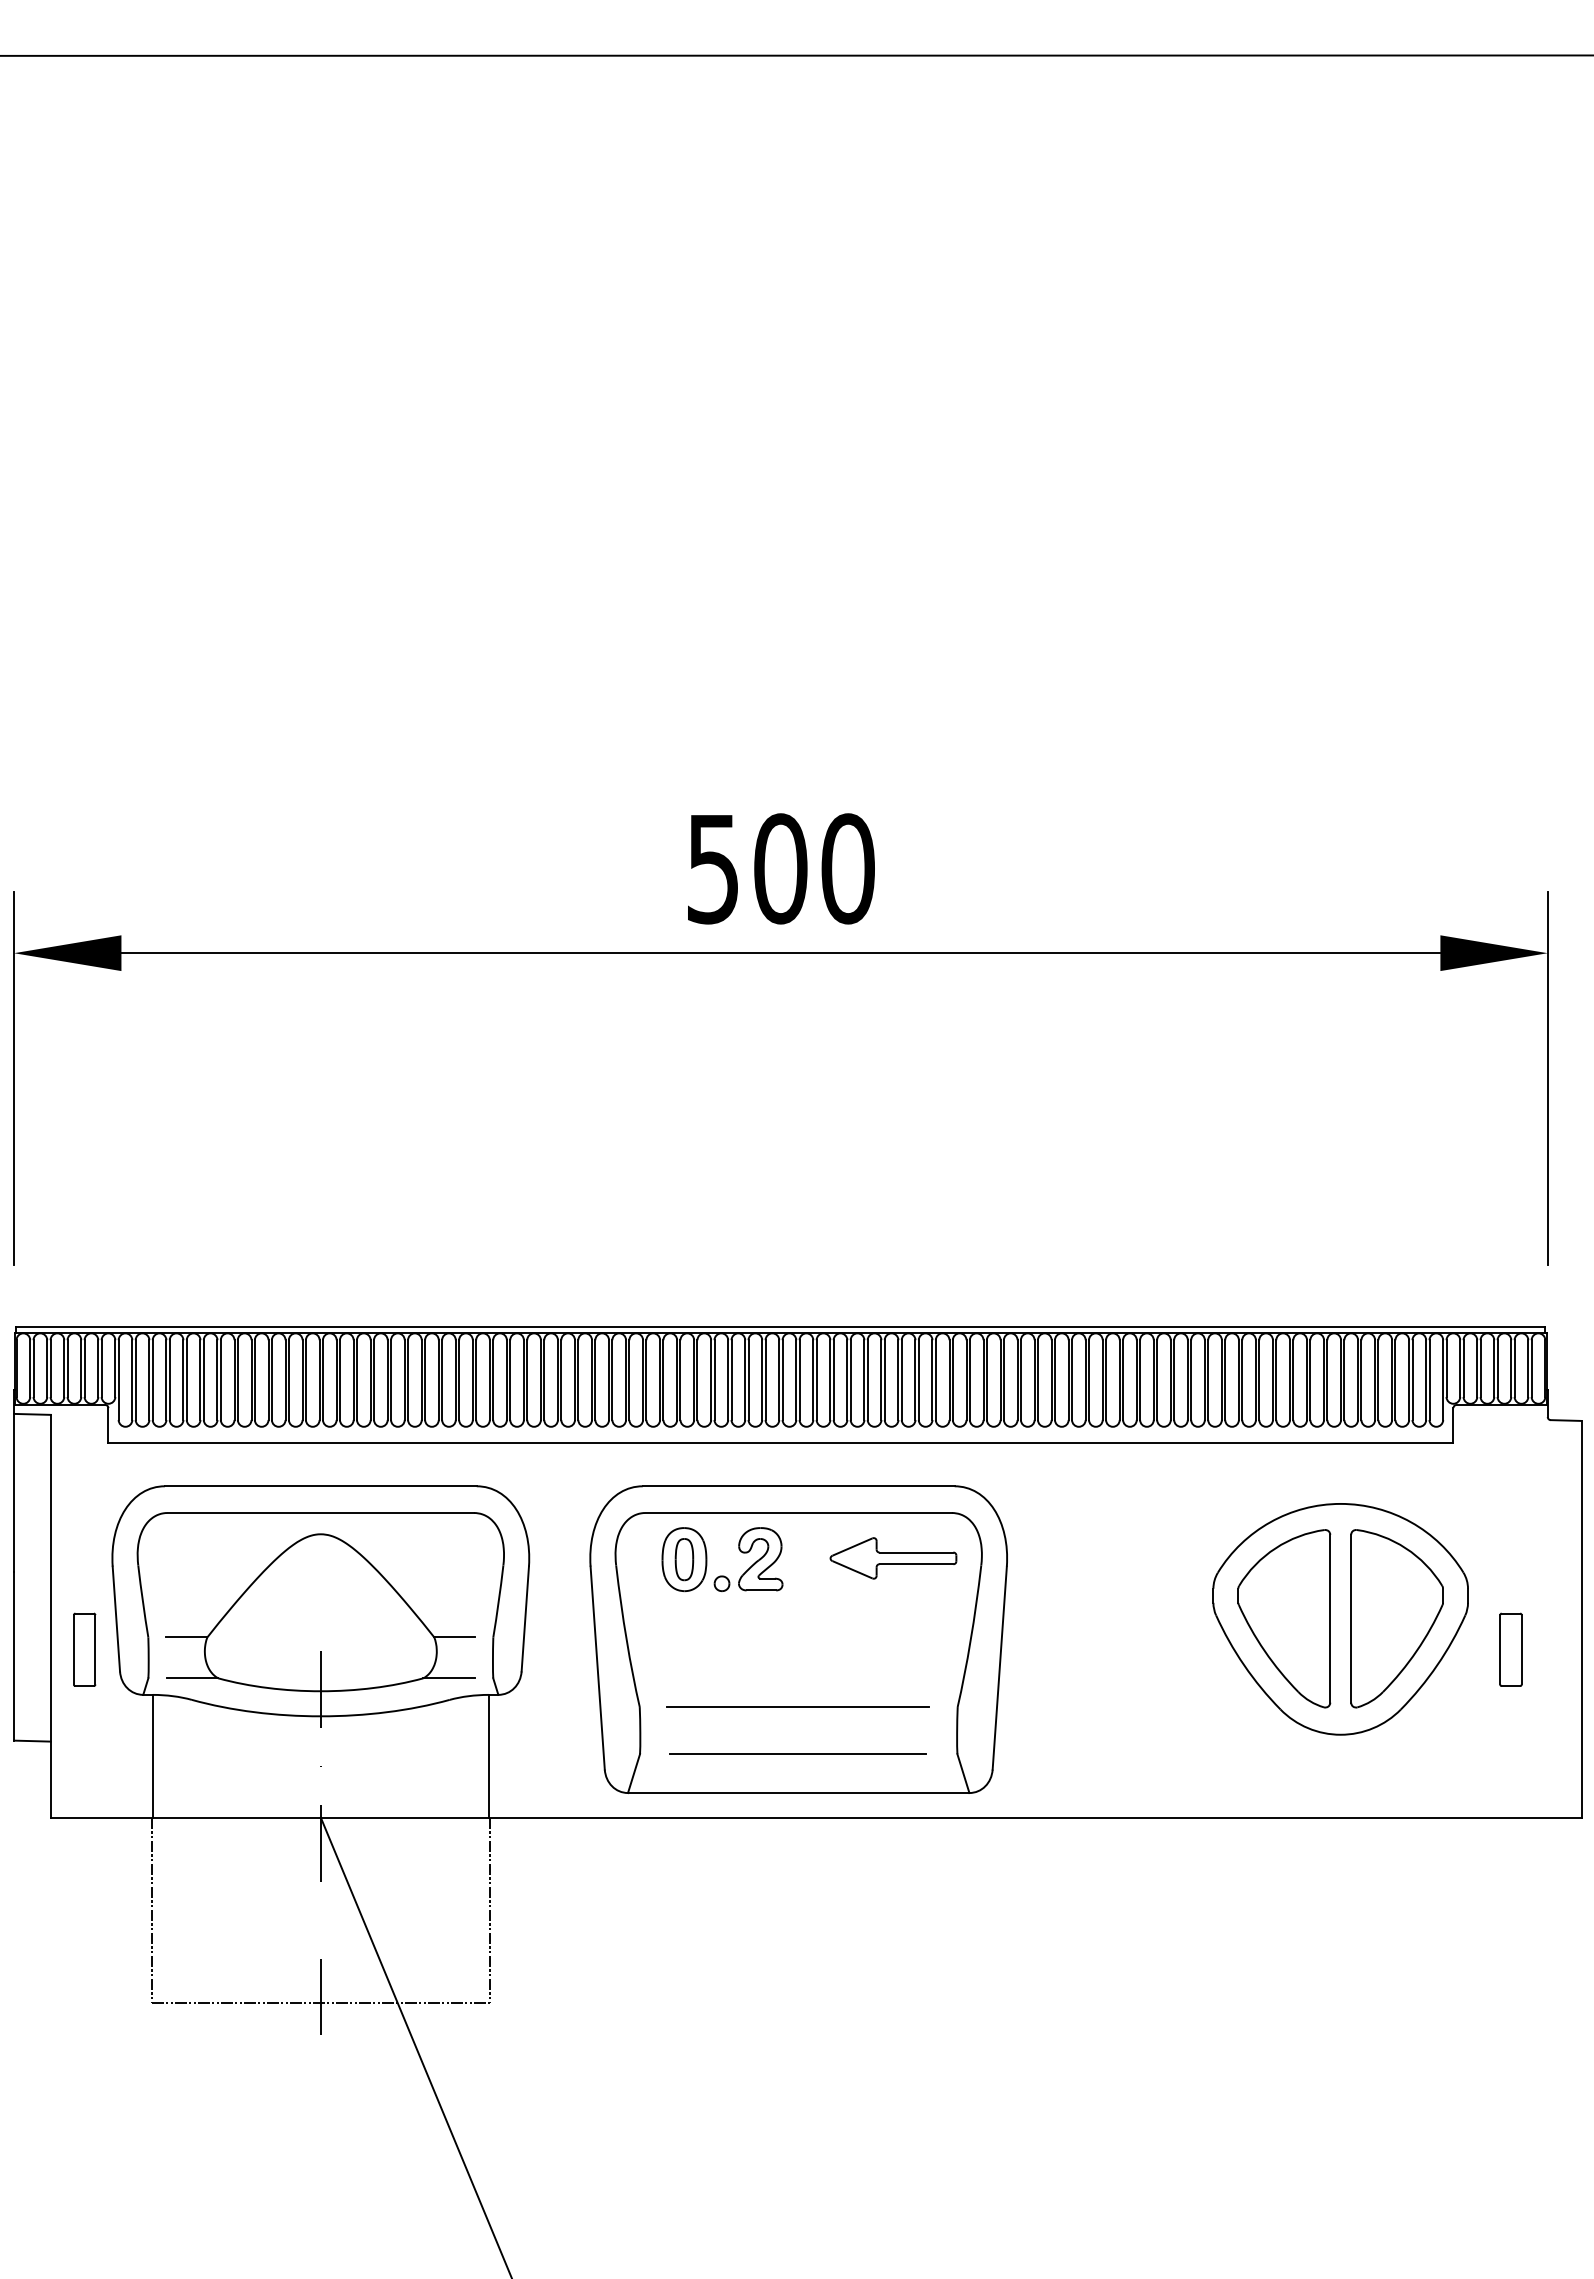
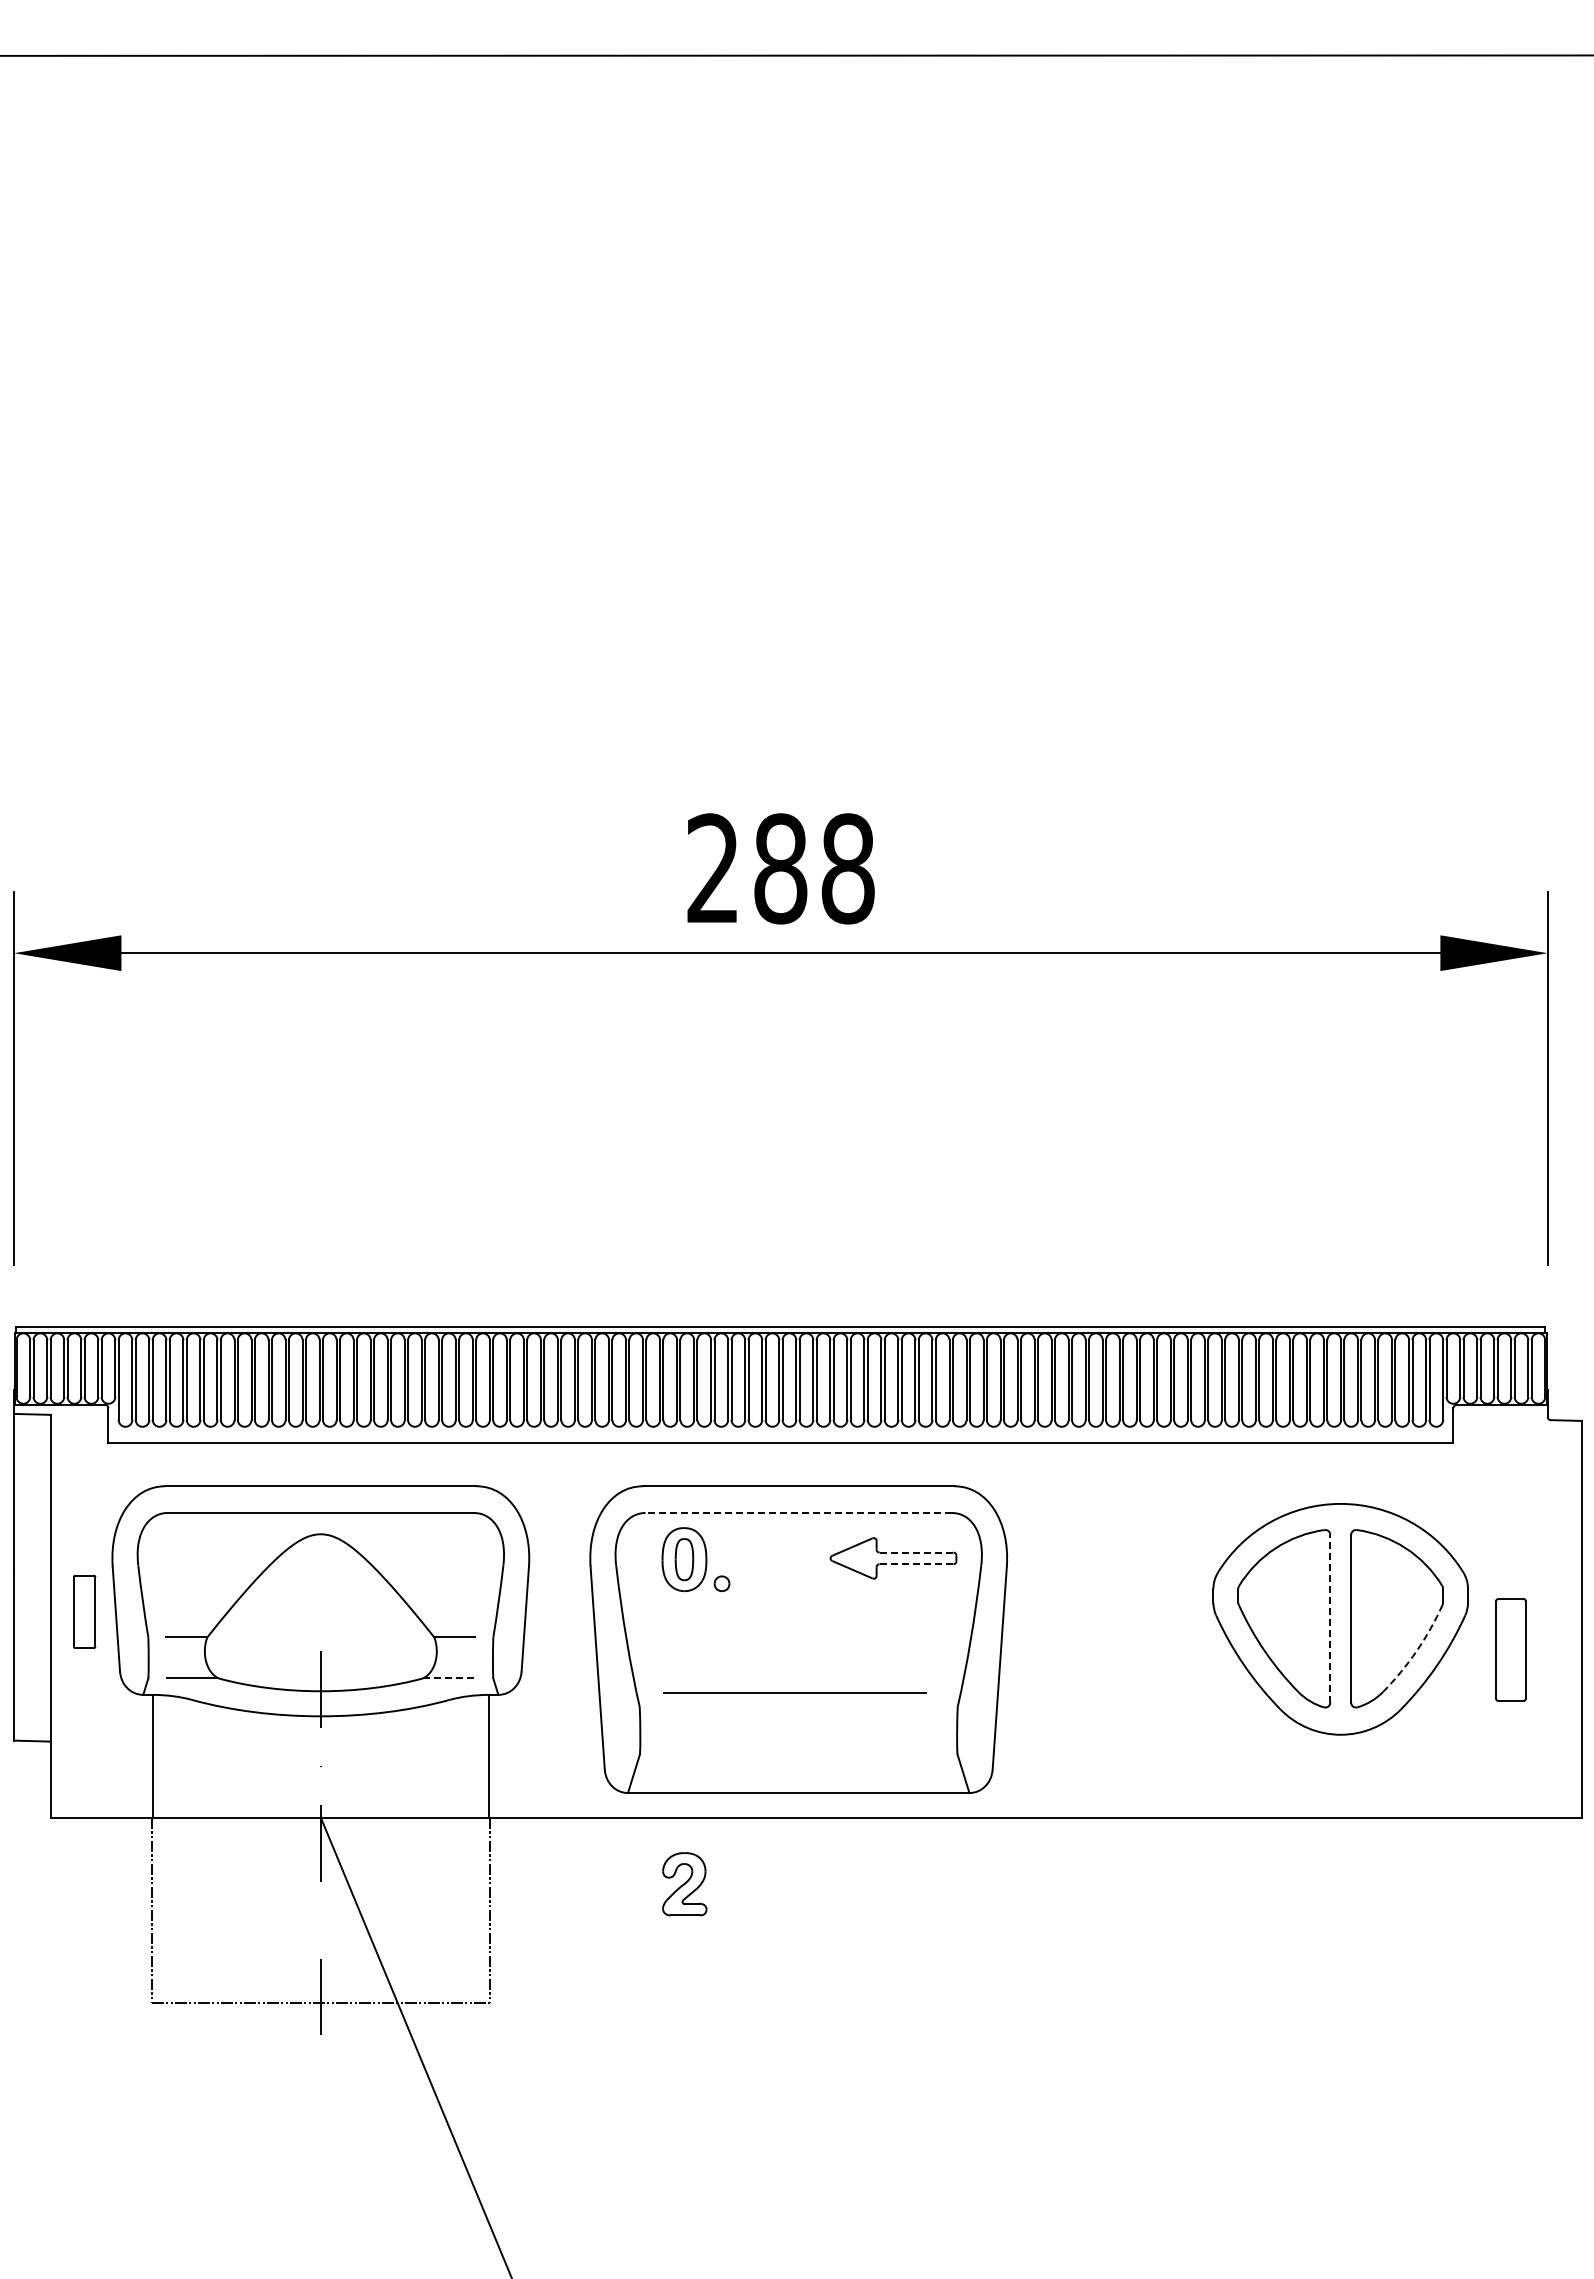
text: 500 -> 288 (780, 868)
line: solid -> dashed (798, 1513)
line: solid -> dashed (916, 1552)
part position: (760, 1559) -> (684, 1884) (684, 1884)
line: solid -> dashed (916, 1564)
line: solid -> dashed (1330, 1618)
part position: (84, 1649) -> (84, 1611) (84, 1611)
part size: 24x75 px -> 32x104 px (1510, 1649)
arc: solid -> dashed (1416, 1651)
line: solid -> dashed (449, 1678)
line position: (797, 1706) -> (794, 1692) (794, 1692)
line: present -> none (798, 1754)
